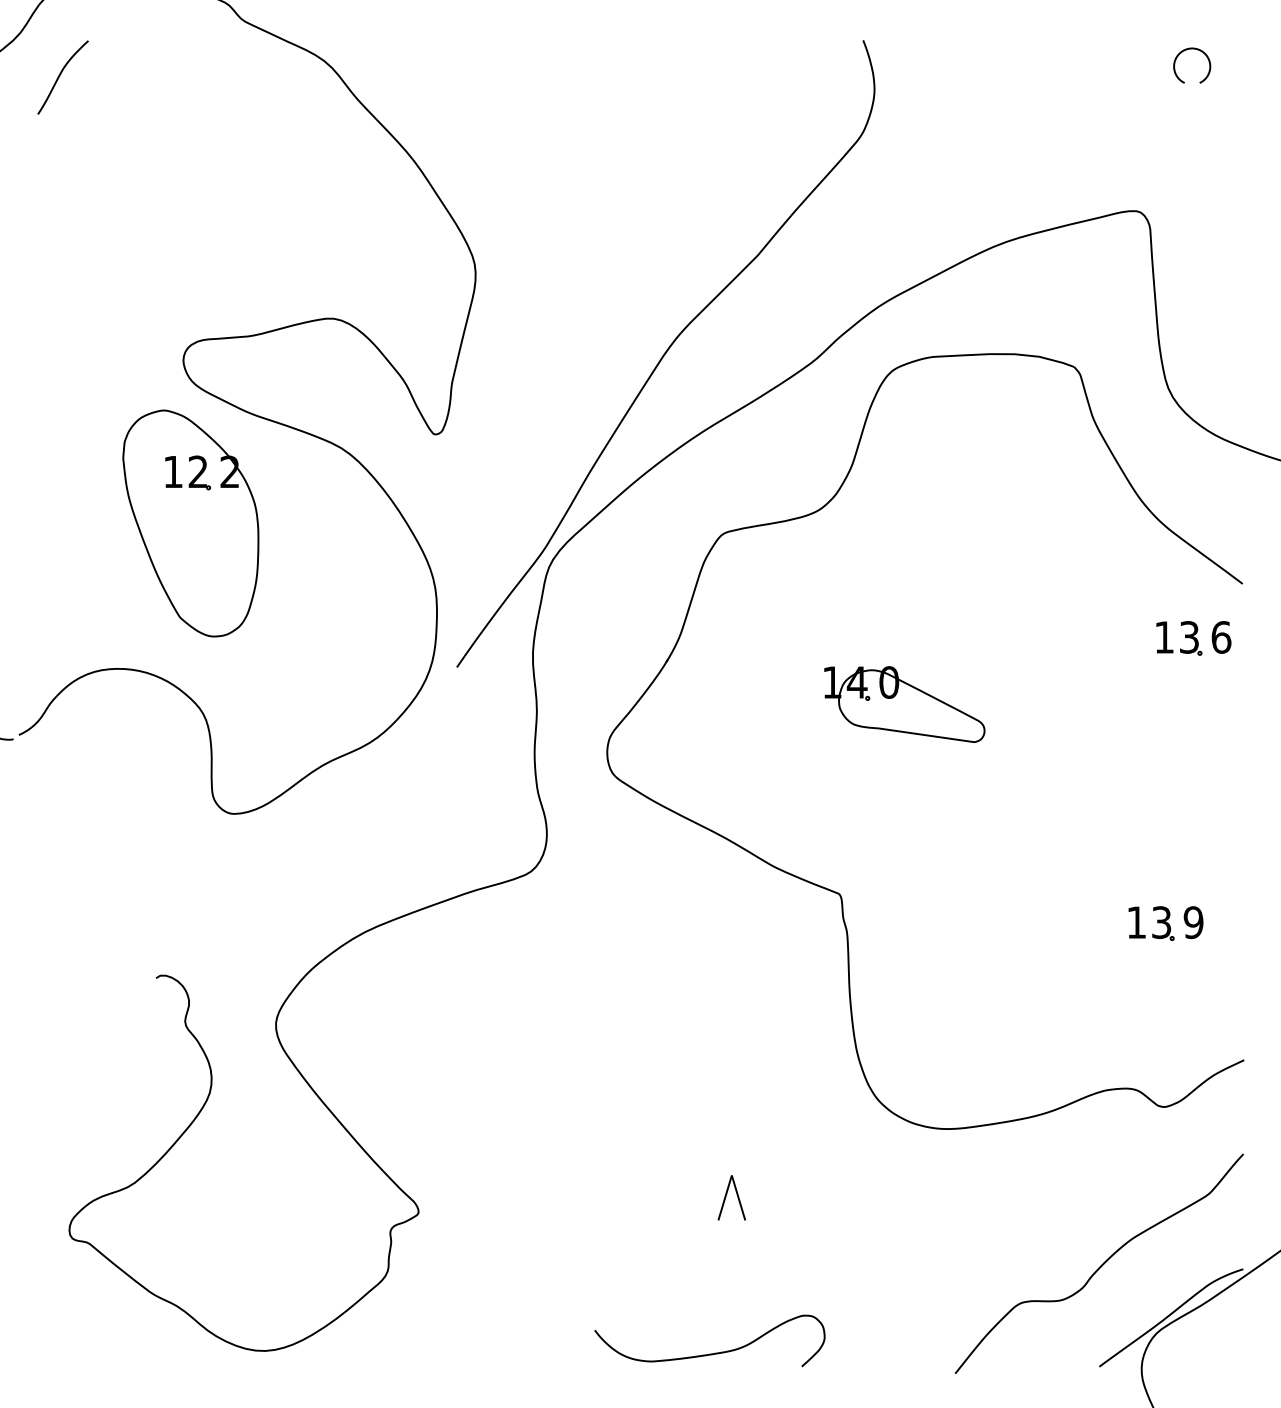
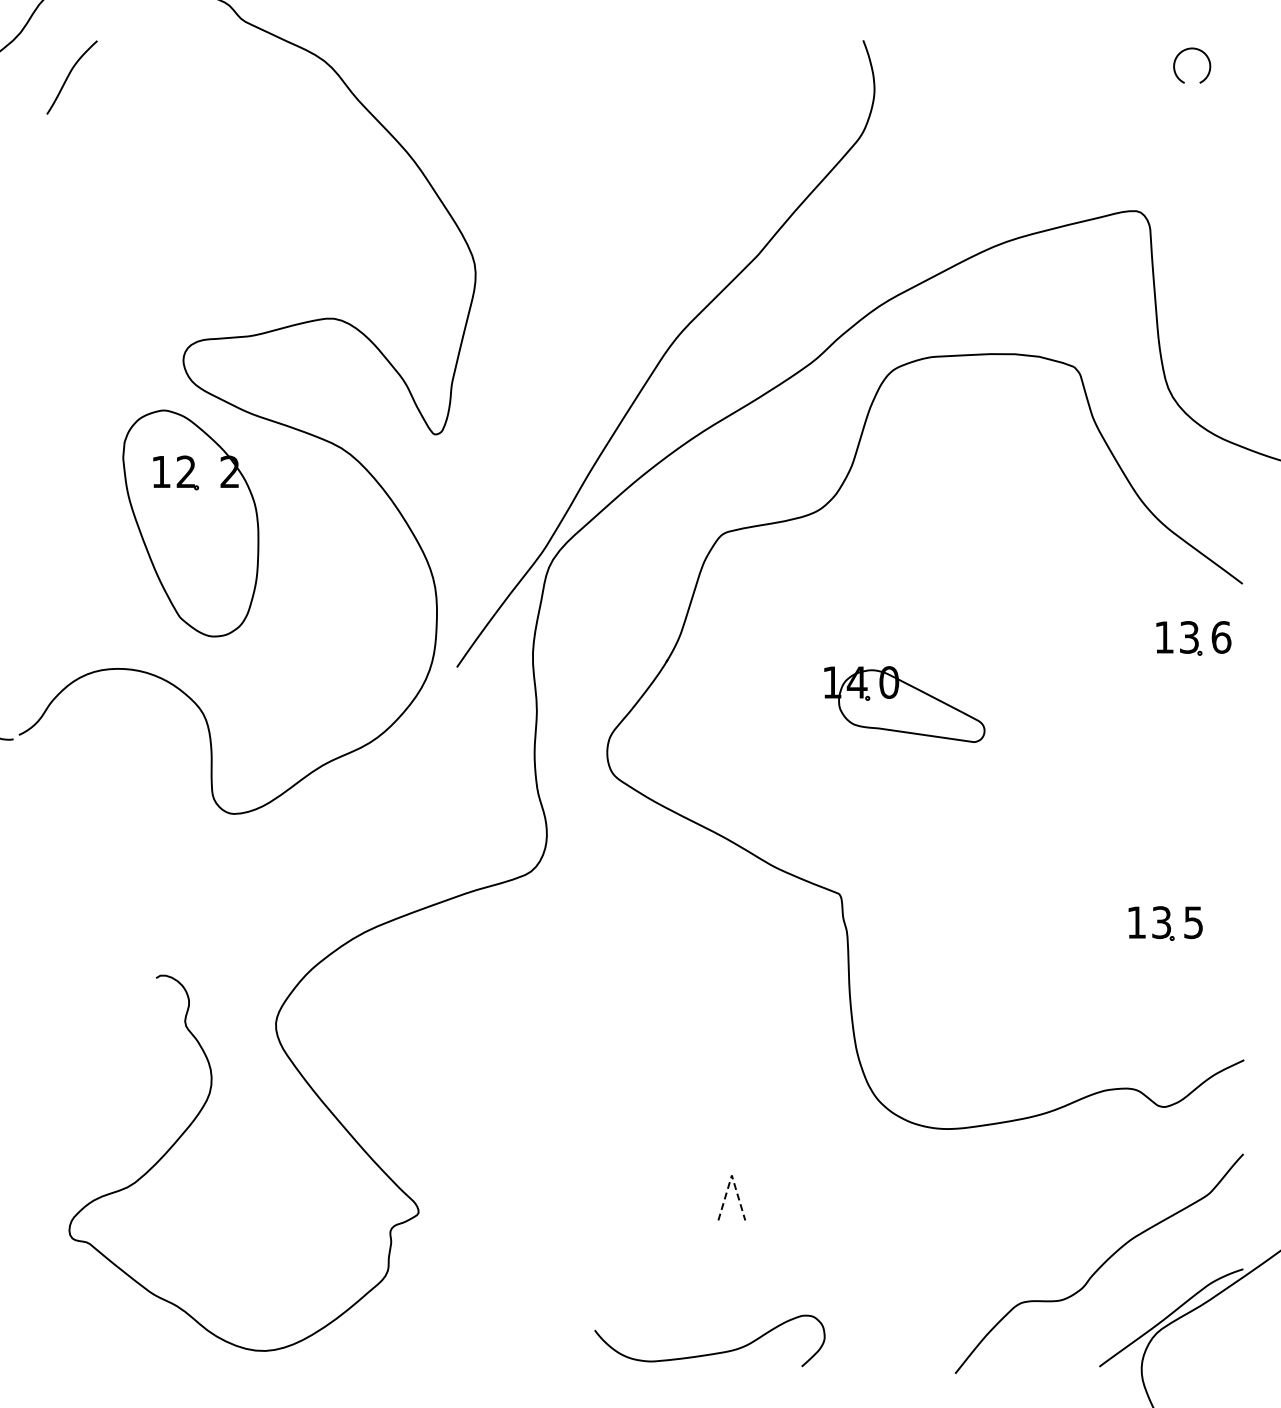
curve position: (60, 76) -> (69, 76) (69, 76)
part position: (194, 477) -> (182, 477) (182, 477)
text: 9 -> 5 (1193, 922)
line: solid -> dashed (731, 1175)
